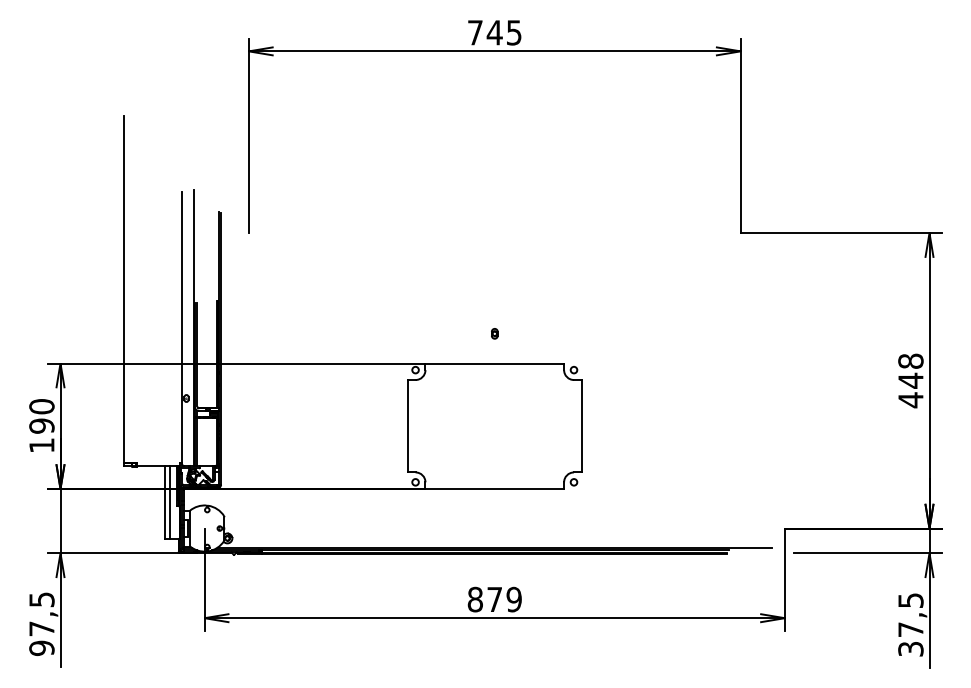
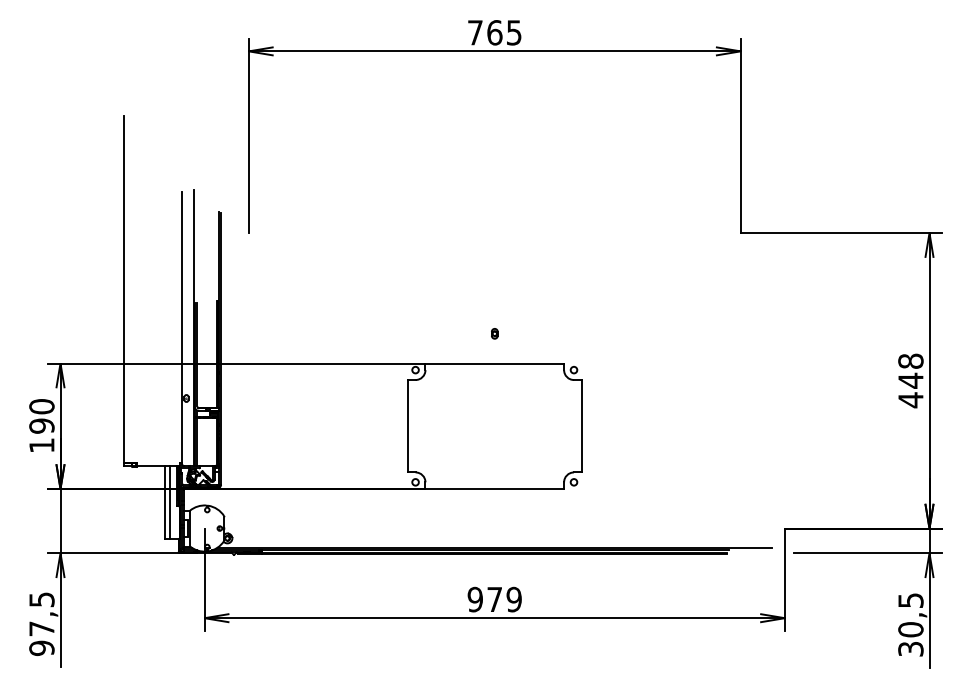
text: 745 -> 765 (494, 32)
text: 879 -> 979 (474, 599)
text: 37,5 -> 30,5 (910, 629)
